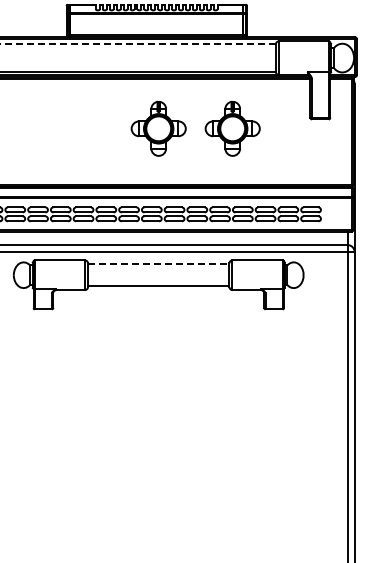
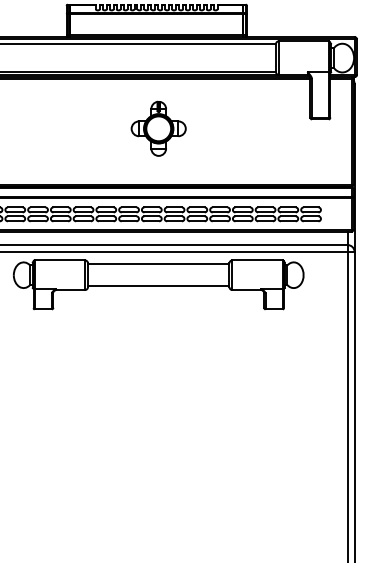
line: dashed -> solid (137, 44)
part: present -> none (232, 128)
line: dashed -> solid (158, 264)
